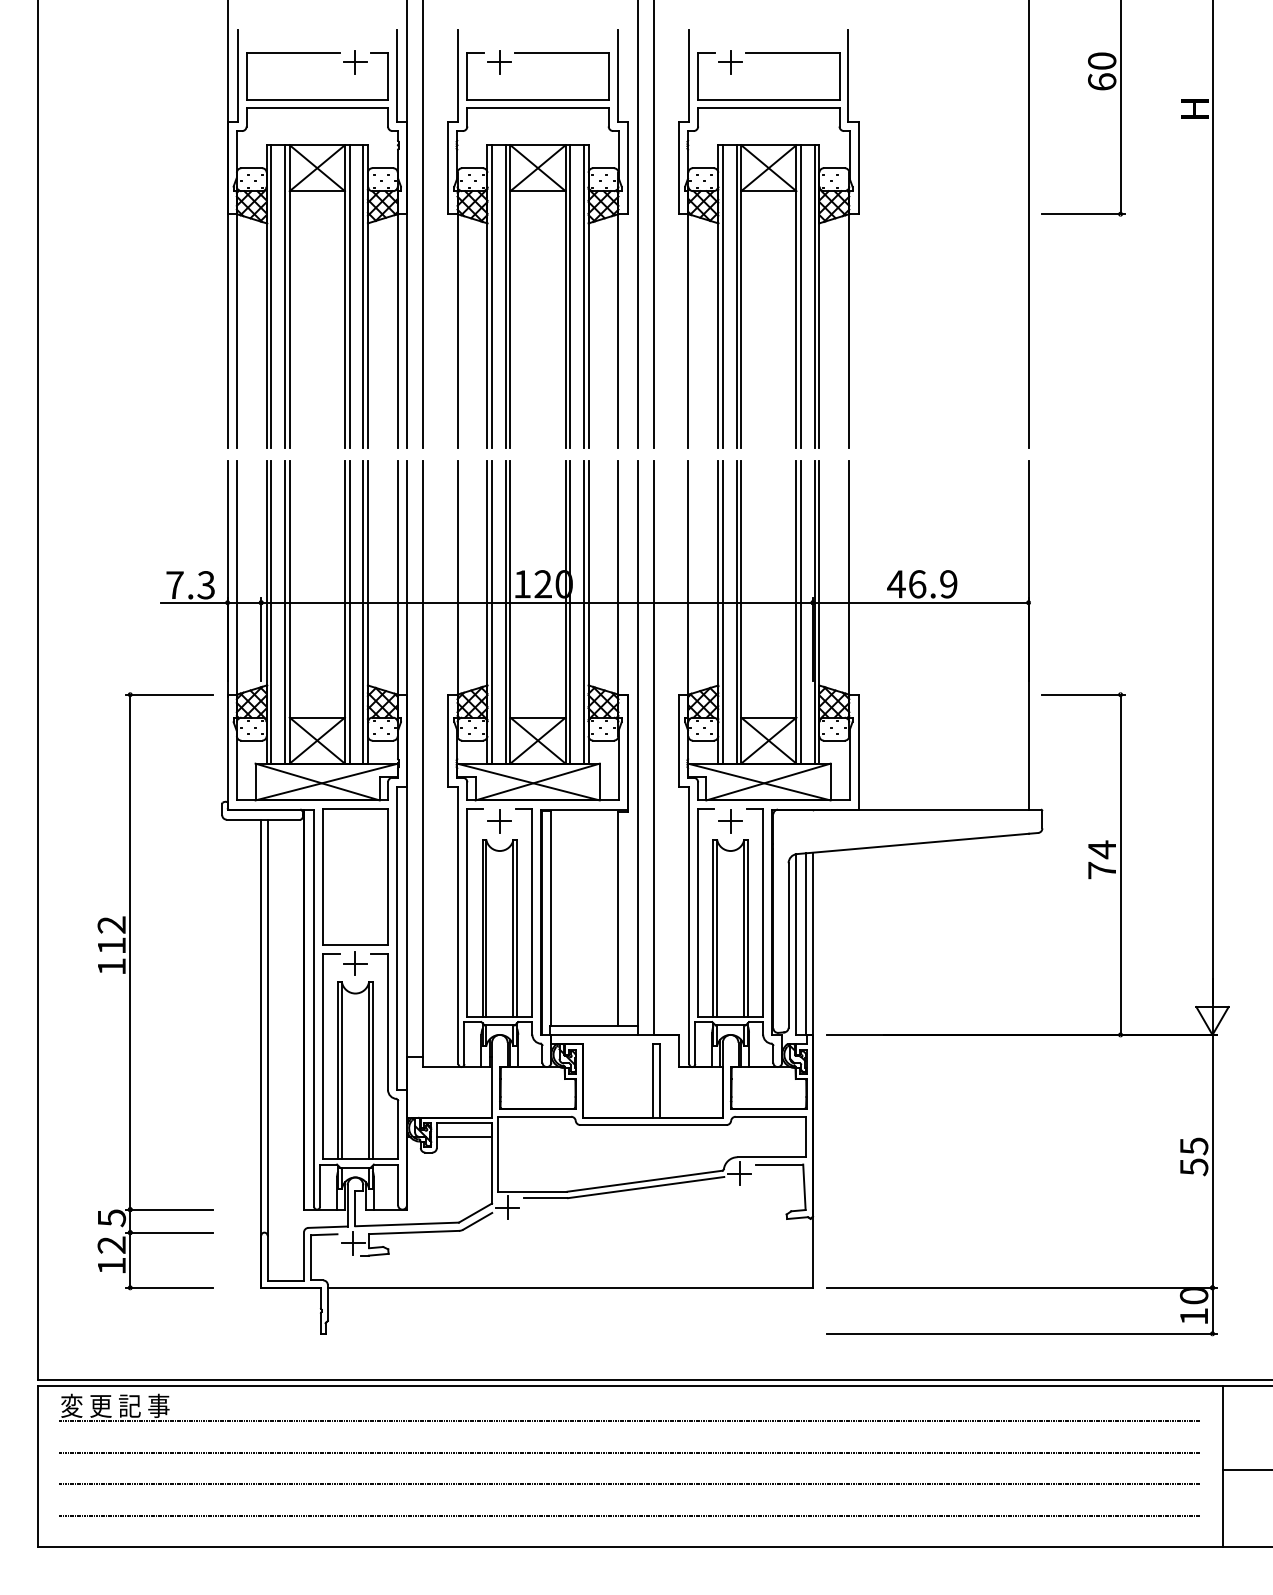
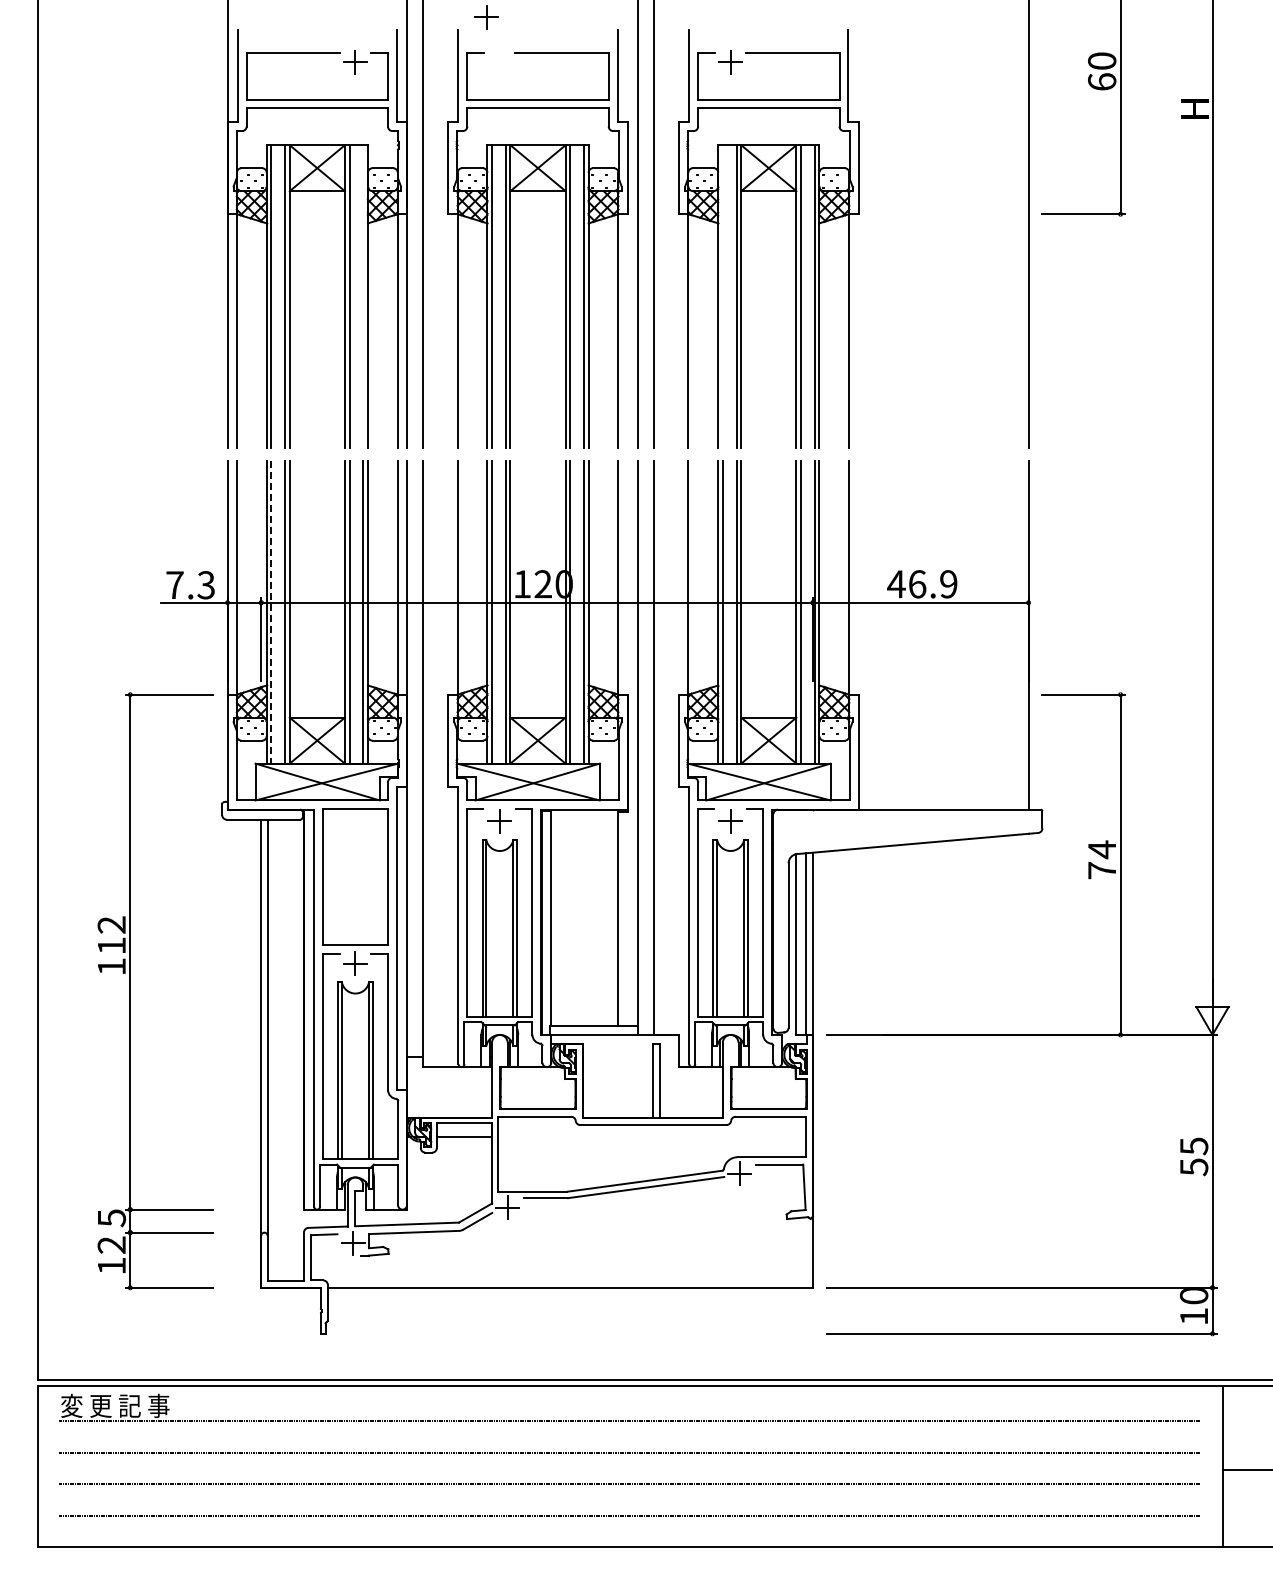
part position: (499, 62) -> (486, 17) (486, 17)
line: present -> none (363, 296)
line: present -> none (722, 296)
line: solid -> dashed (271, 612)
